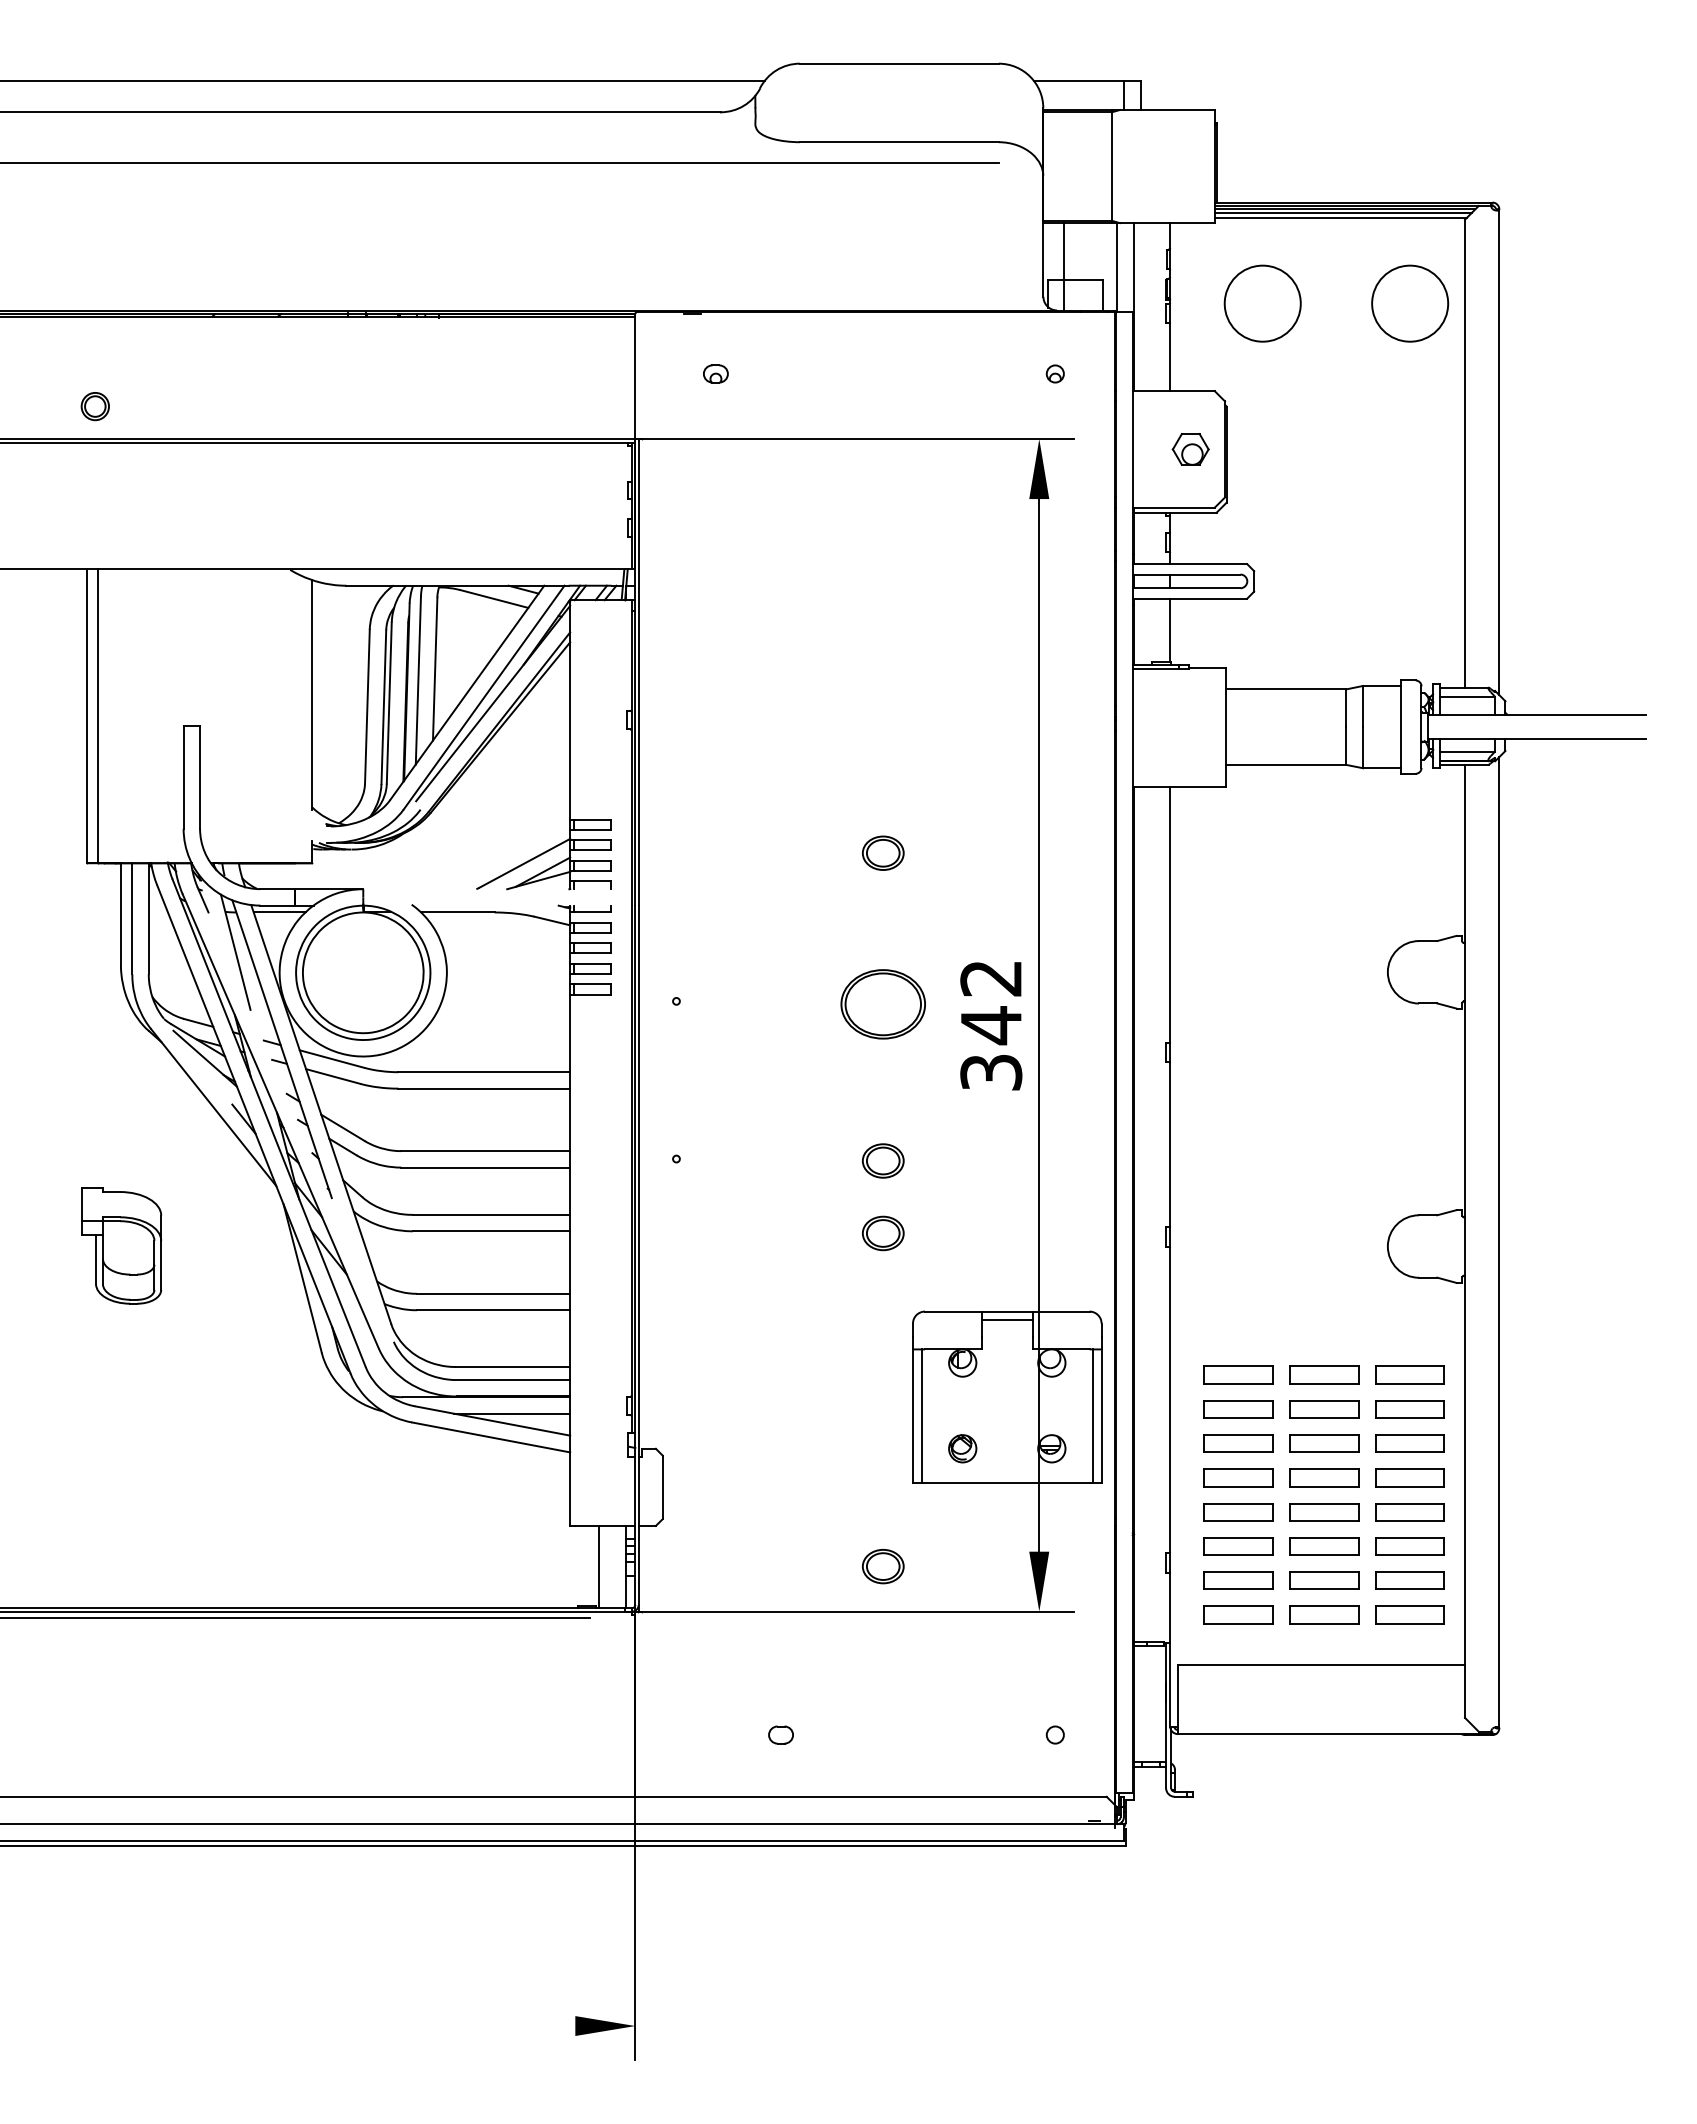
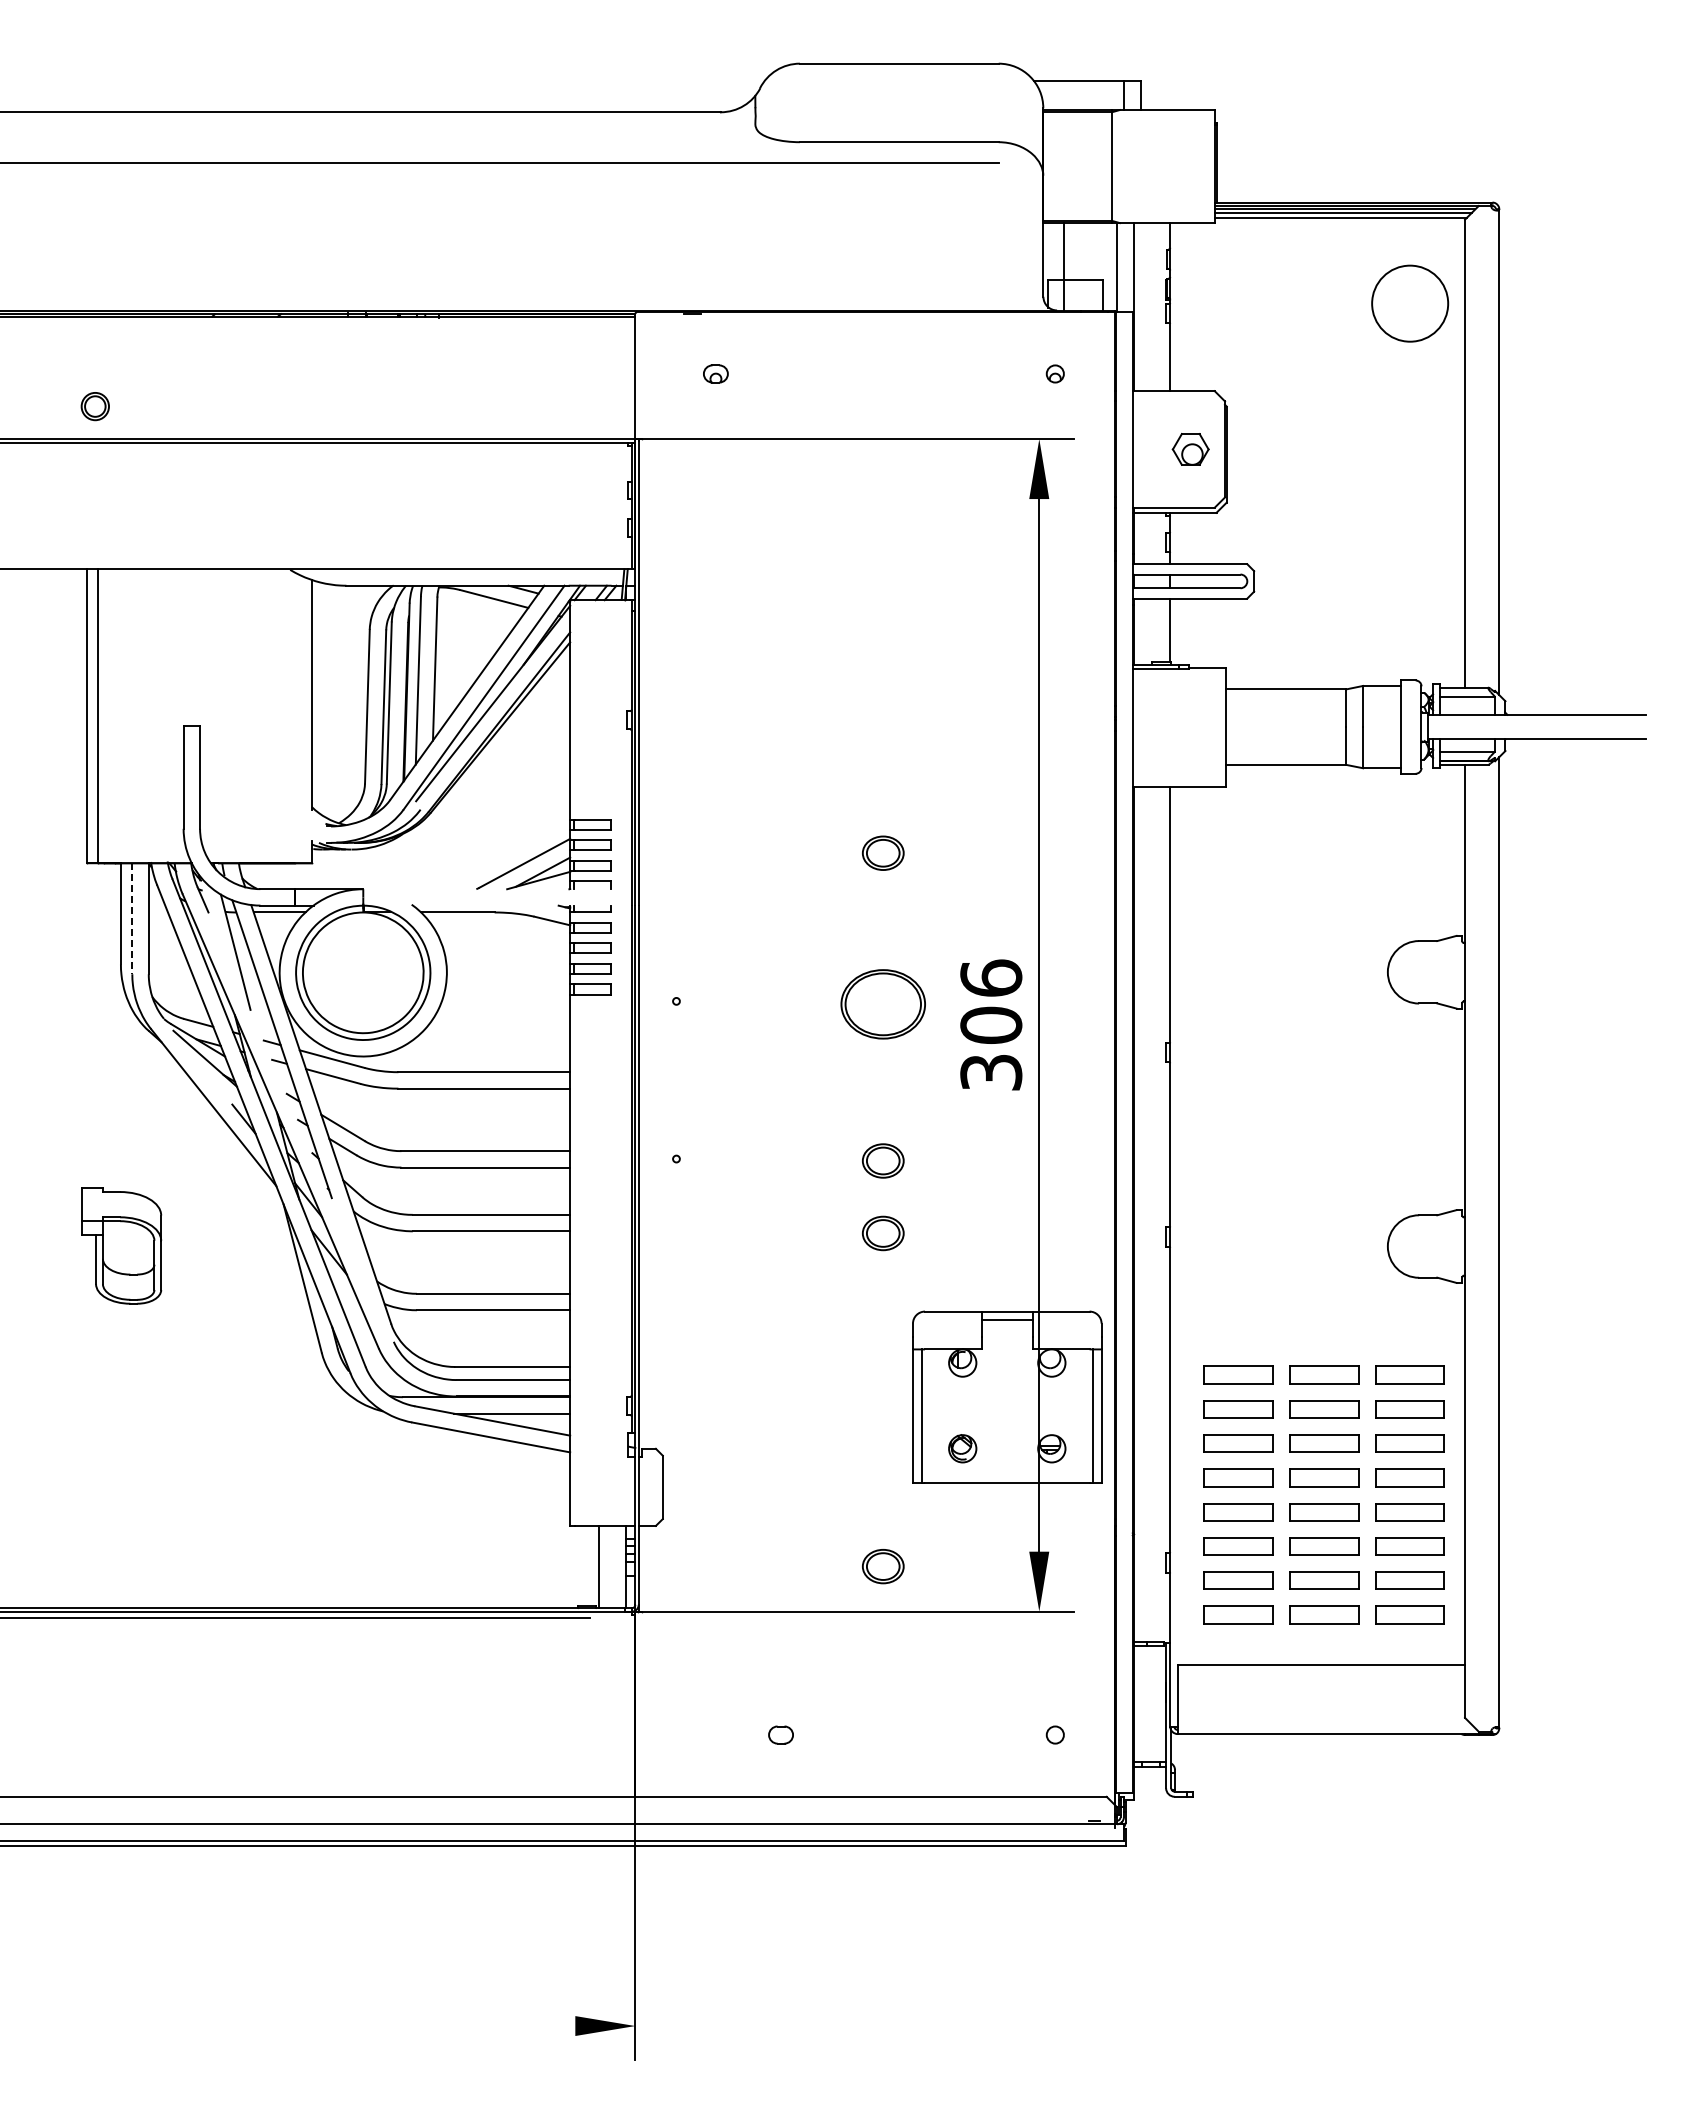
line: present -> none (383, 80)
circle: present -> none (1262, 303)
line: solid -> dashed (132, 918)
text: 342 -> 306 (991, 1002)
